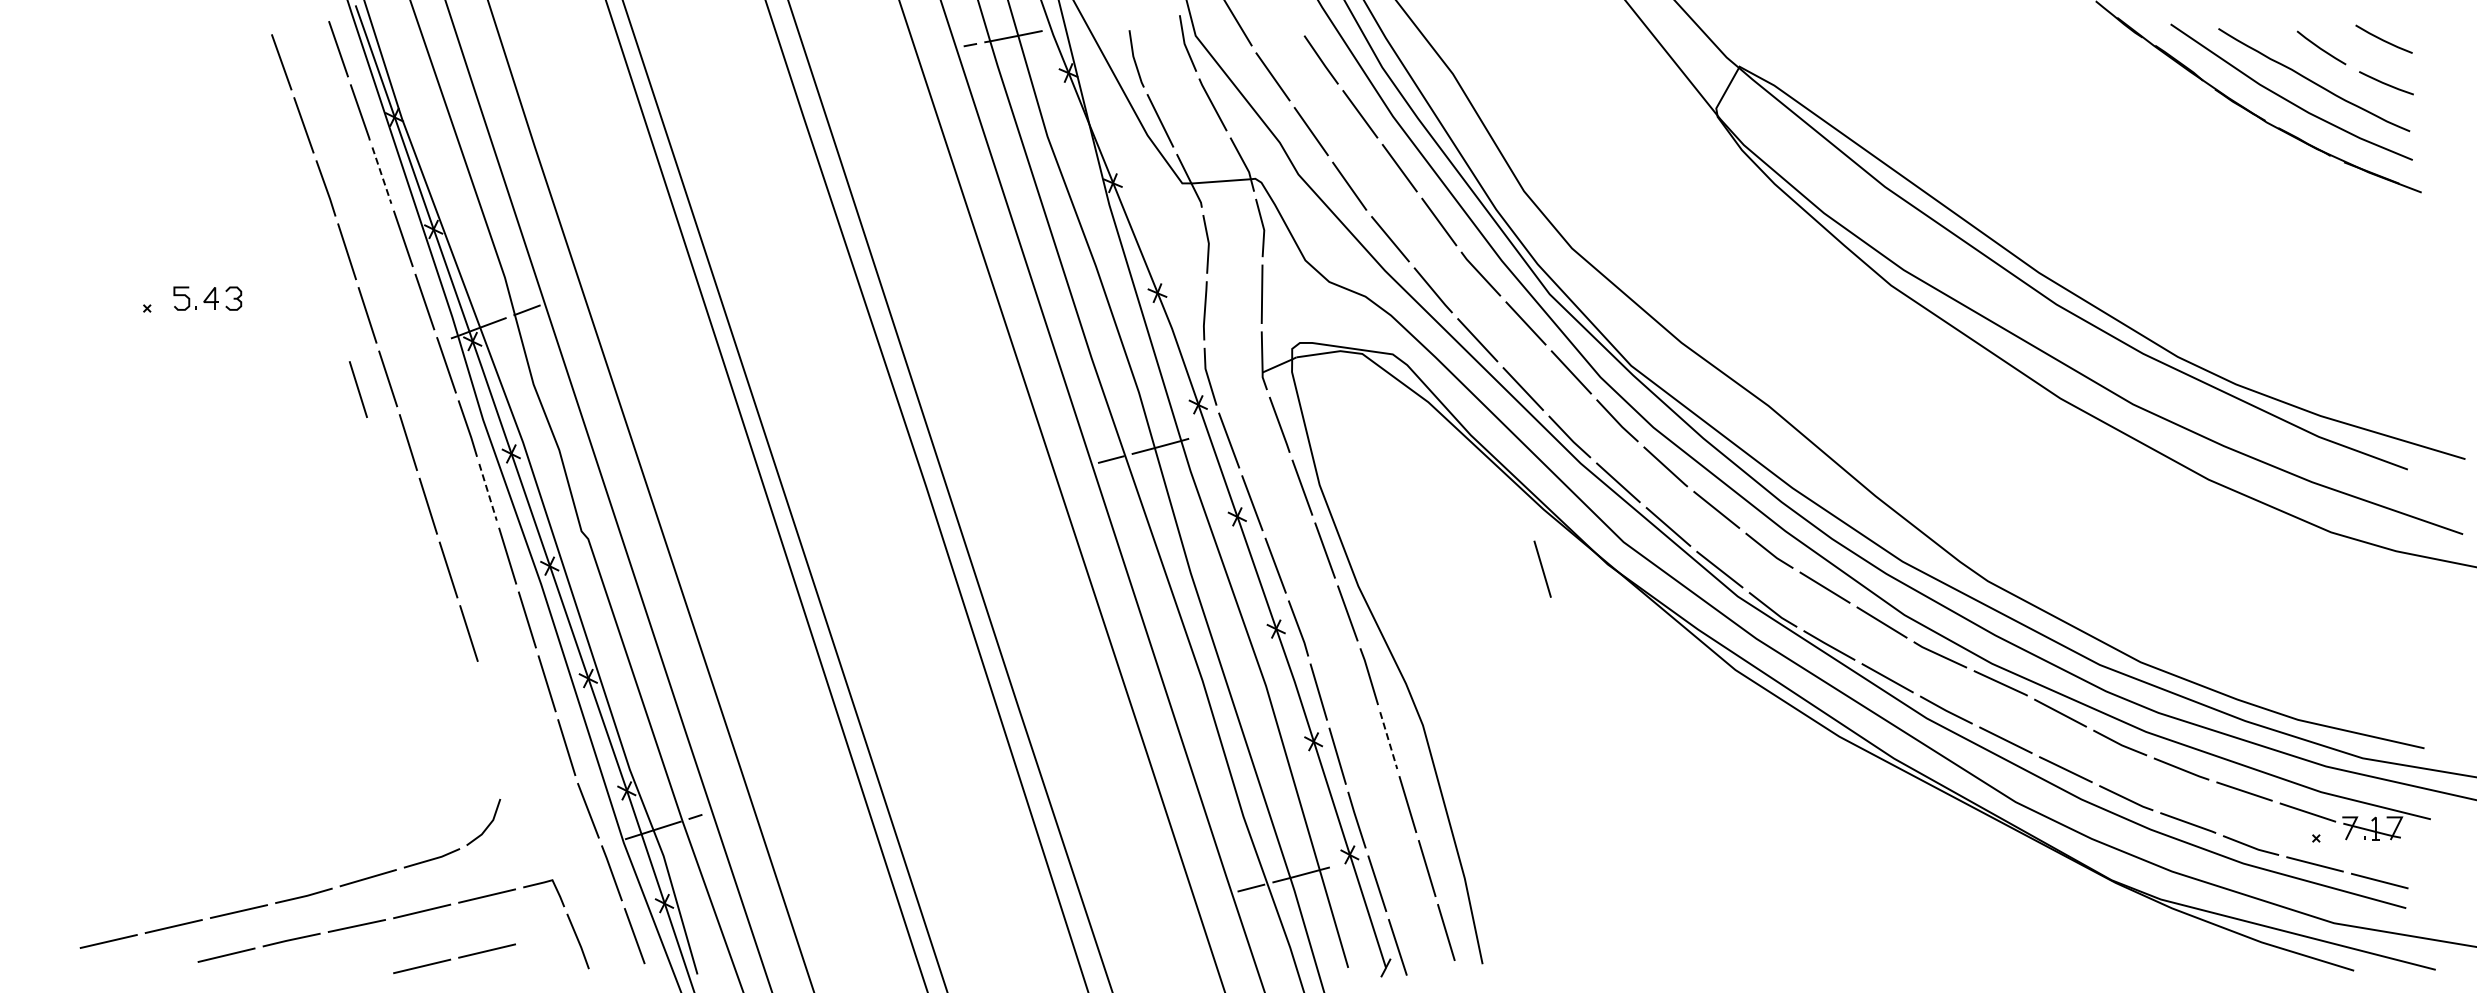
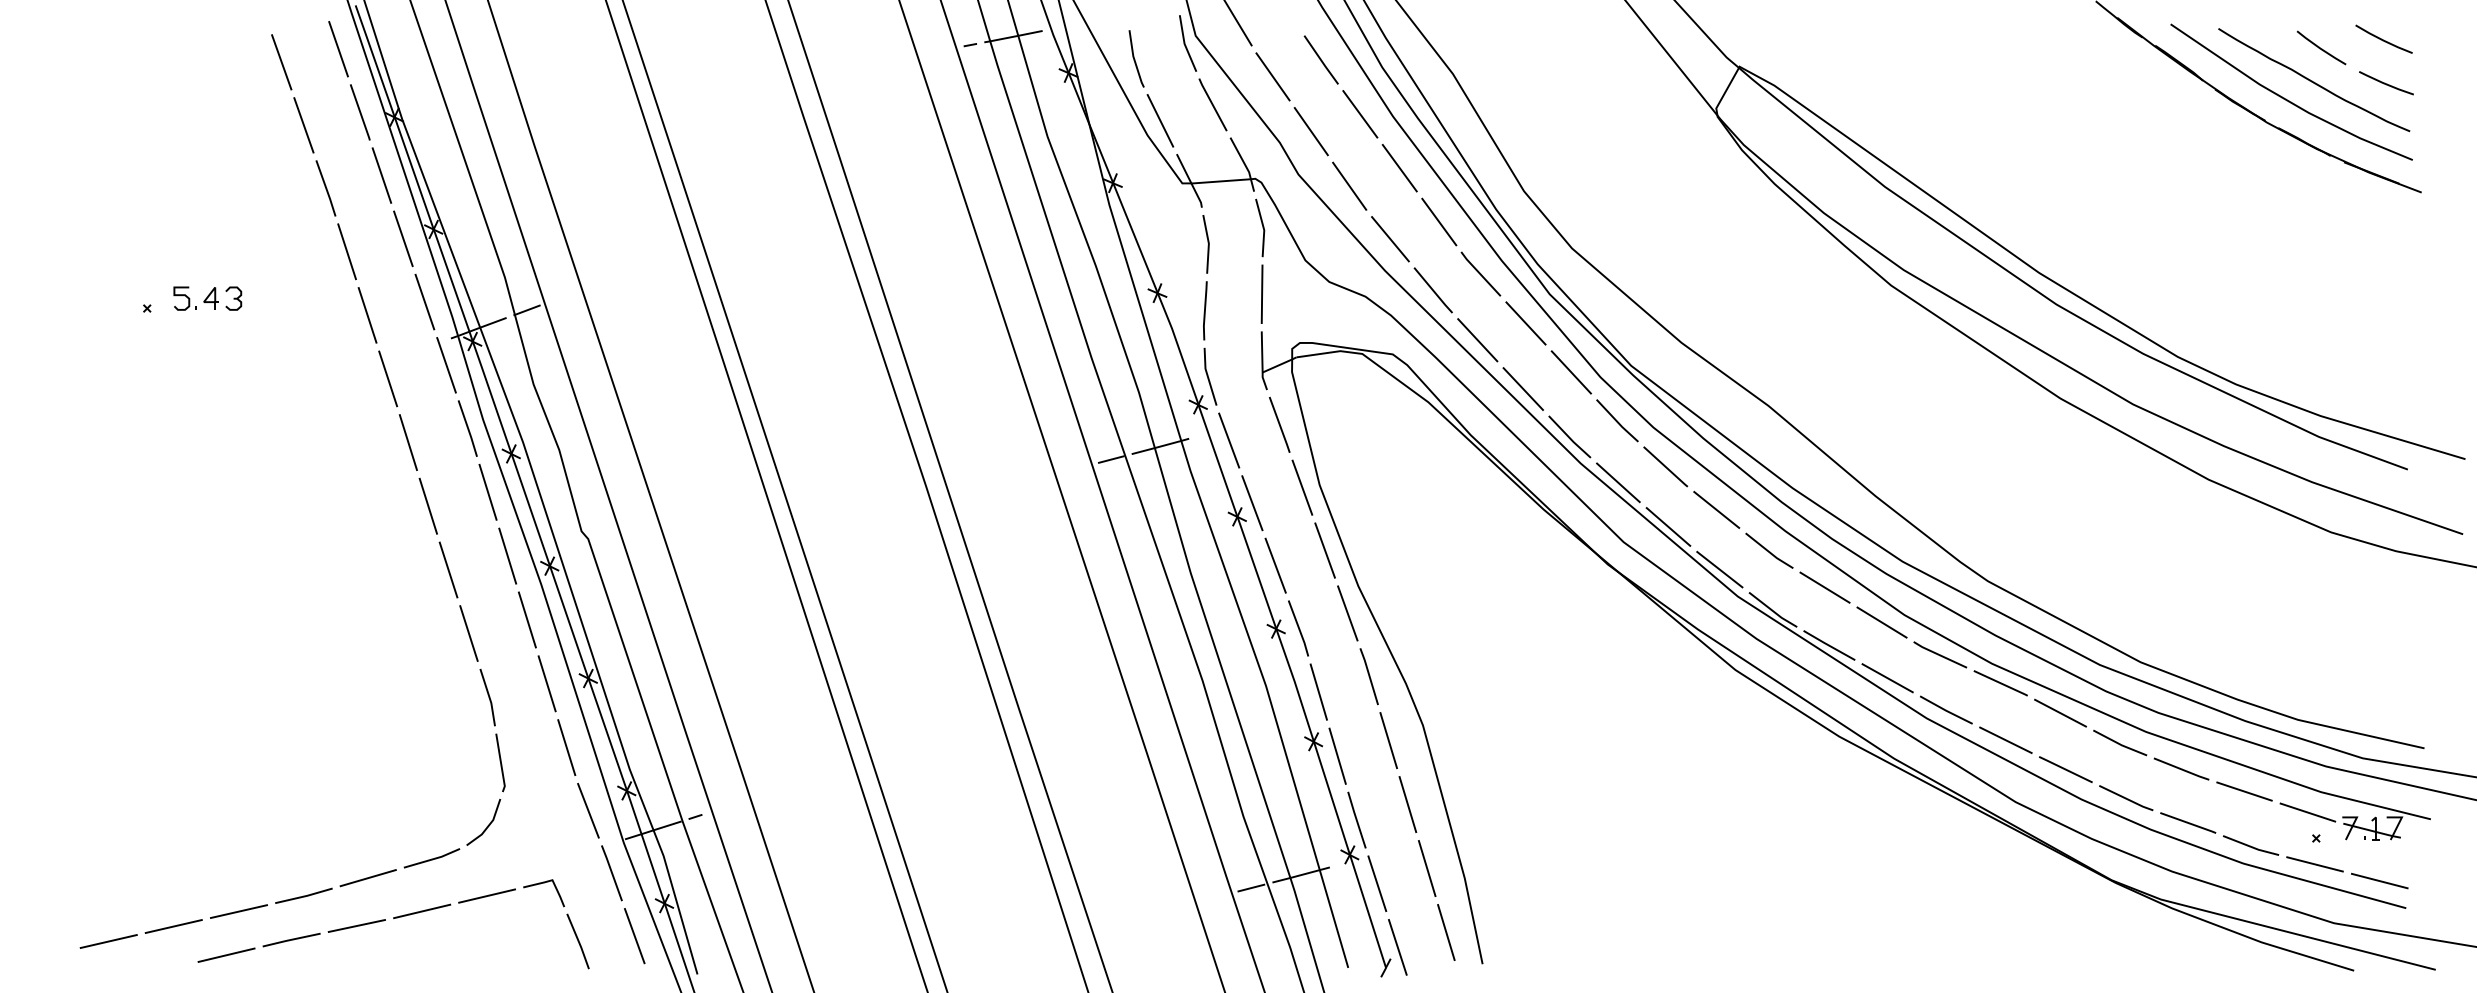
line: dashed -> solid (381, 175)
line: present -> none (357, 389)
line: dashed -> solid (488, 492)
line: present -> none (1542, 568)
part: none -> present (492, 730)
line: dashed -> solid (1388, 740)
line: present -> none (451, 960)
